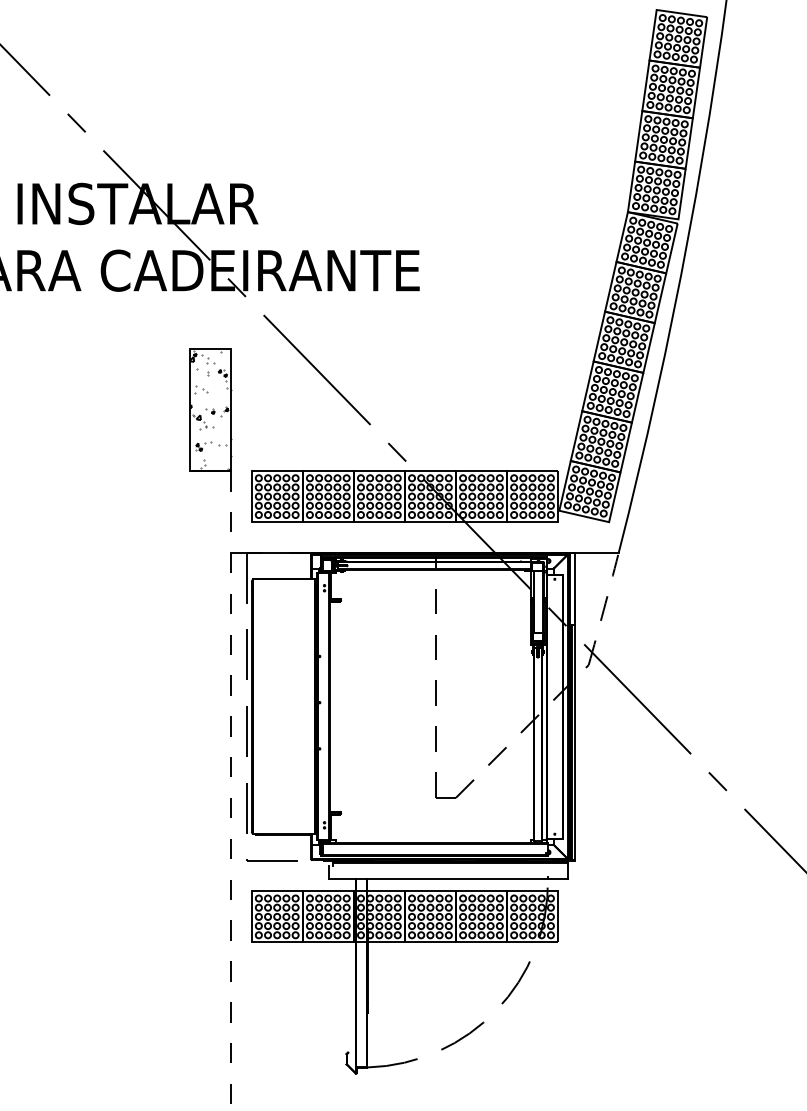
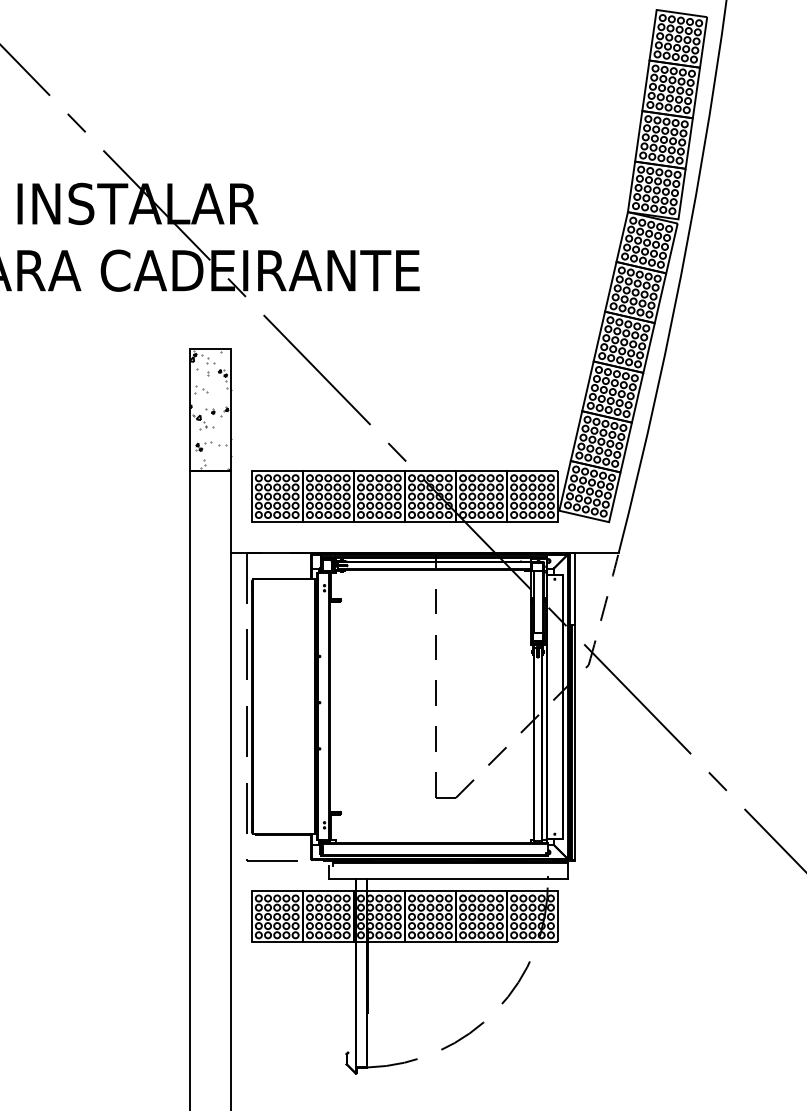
line: none -> present (190, 789)
line: dashed -> solid (231, 790)
